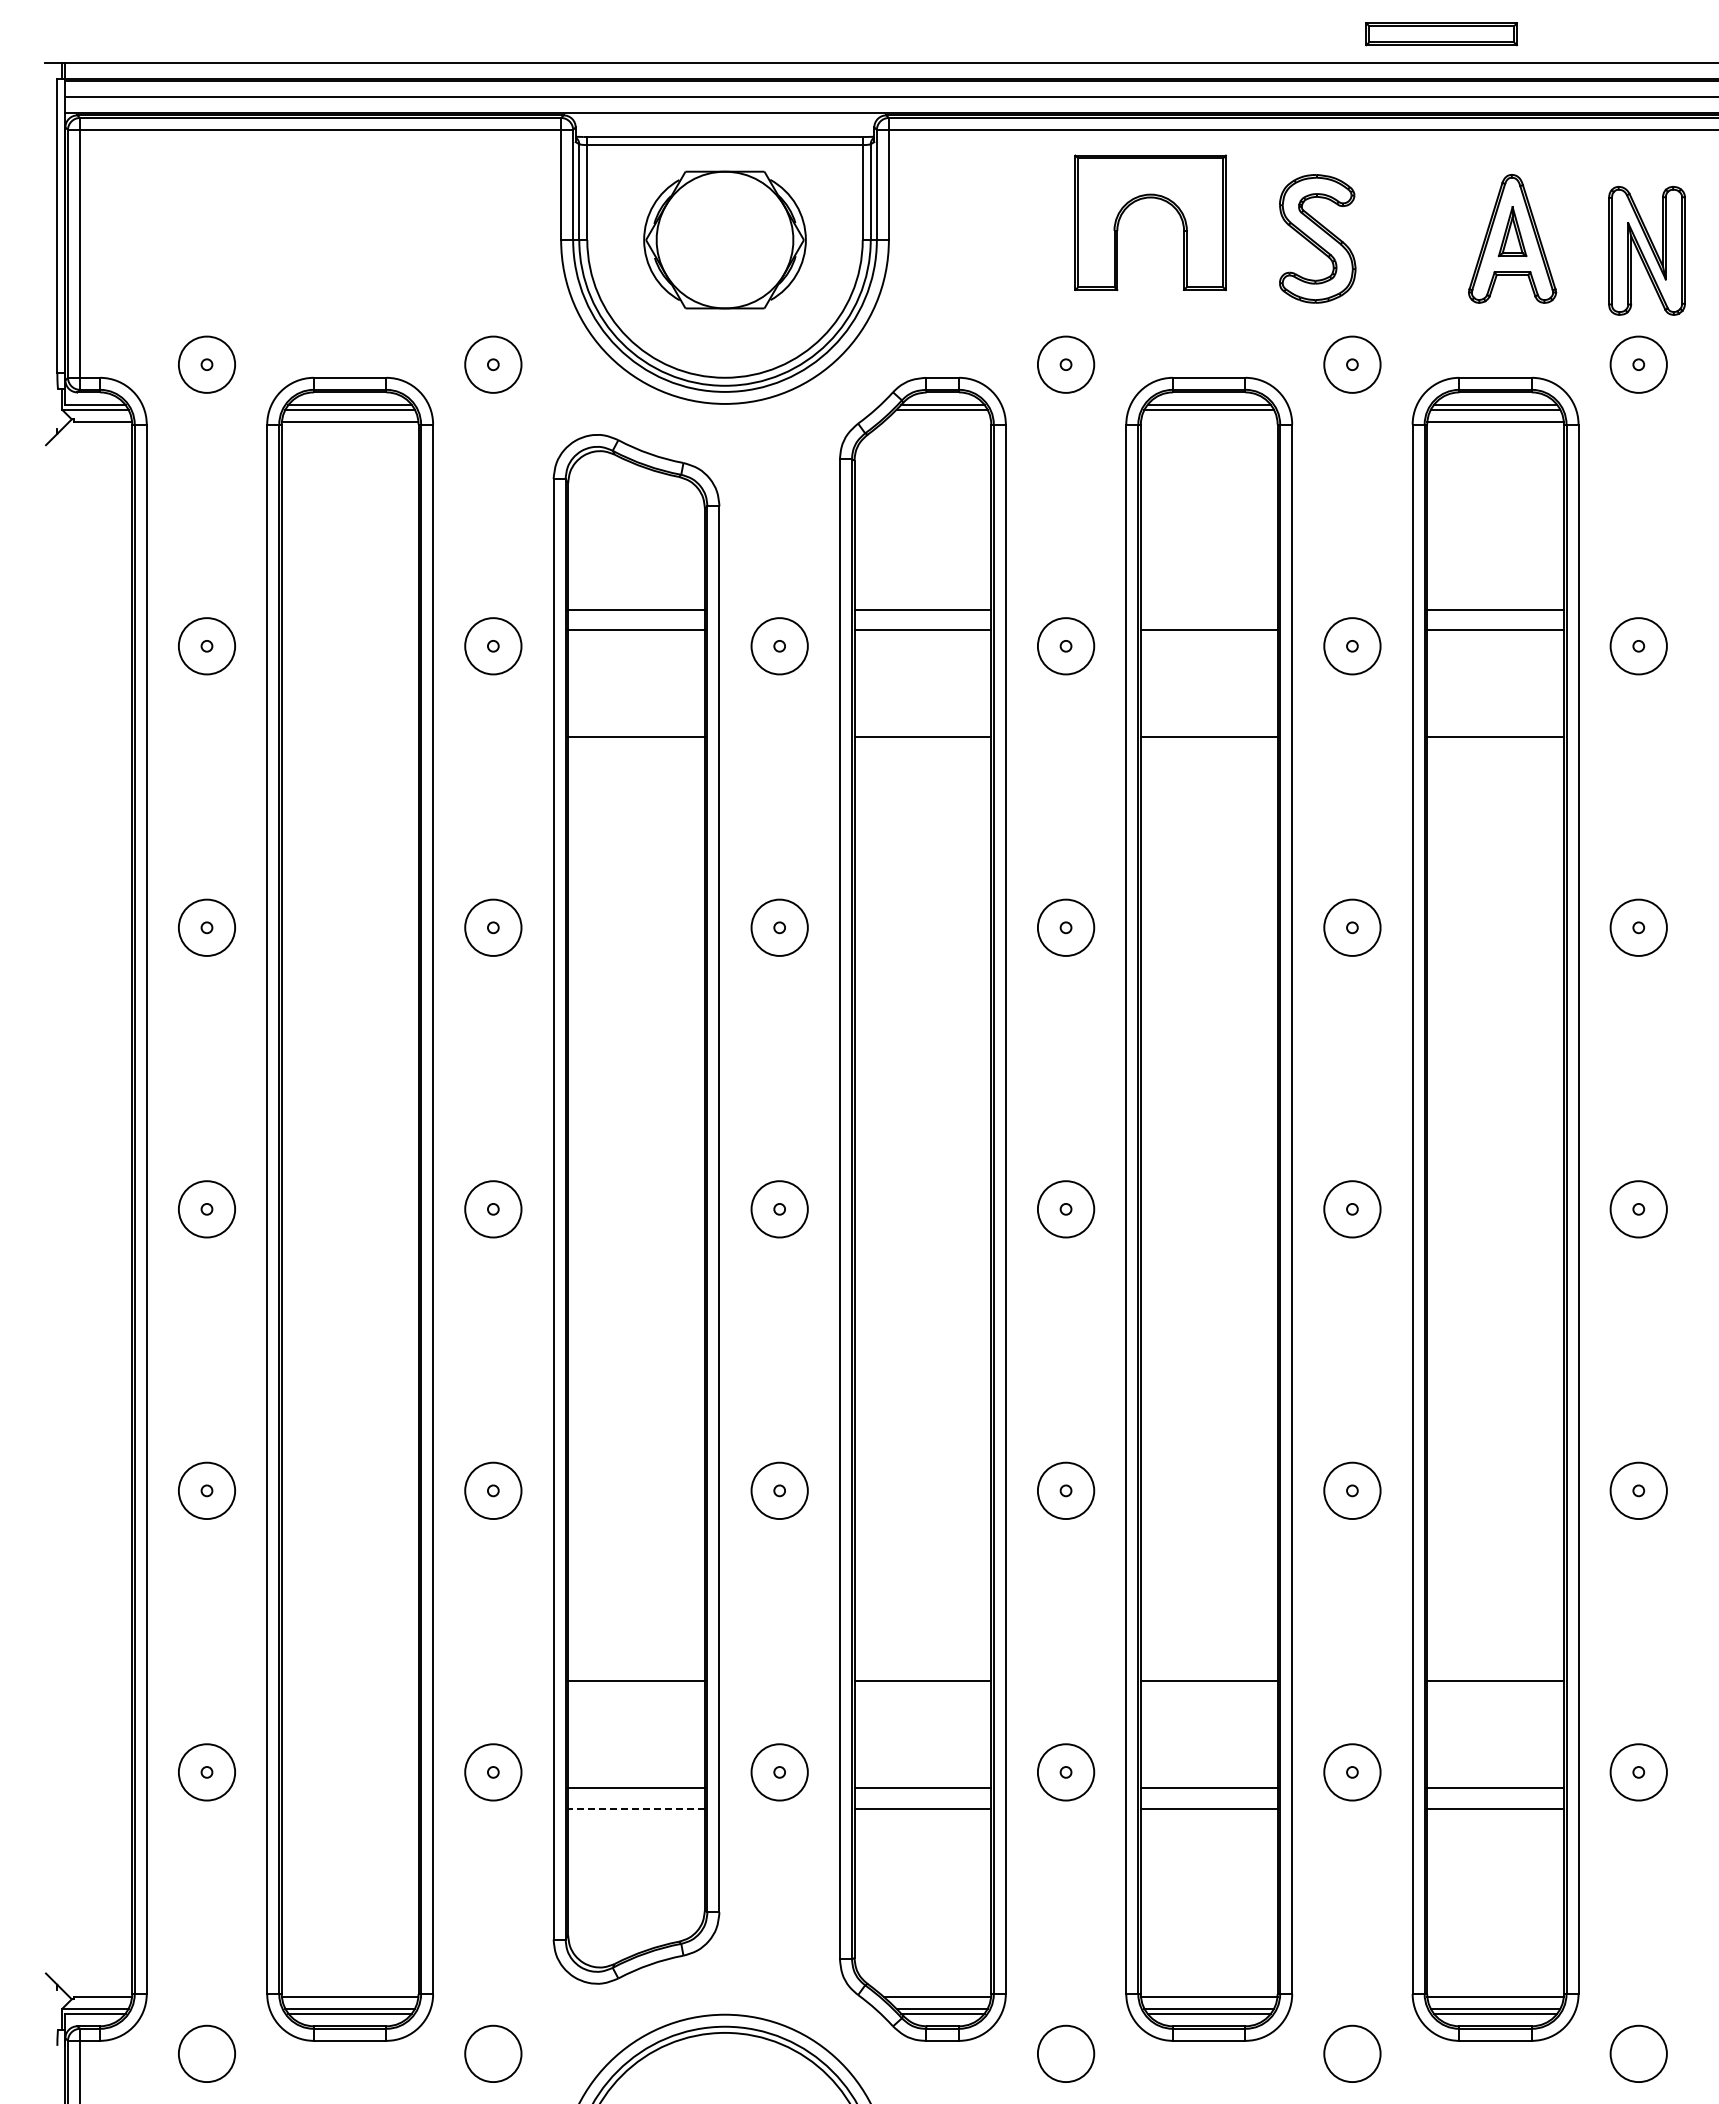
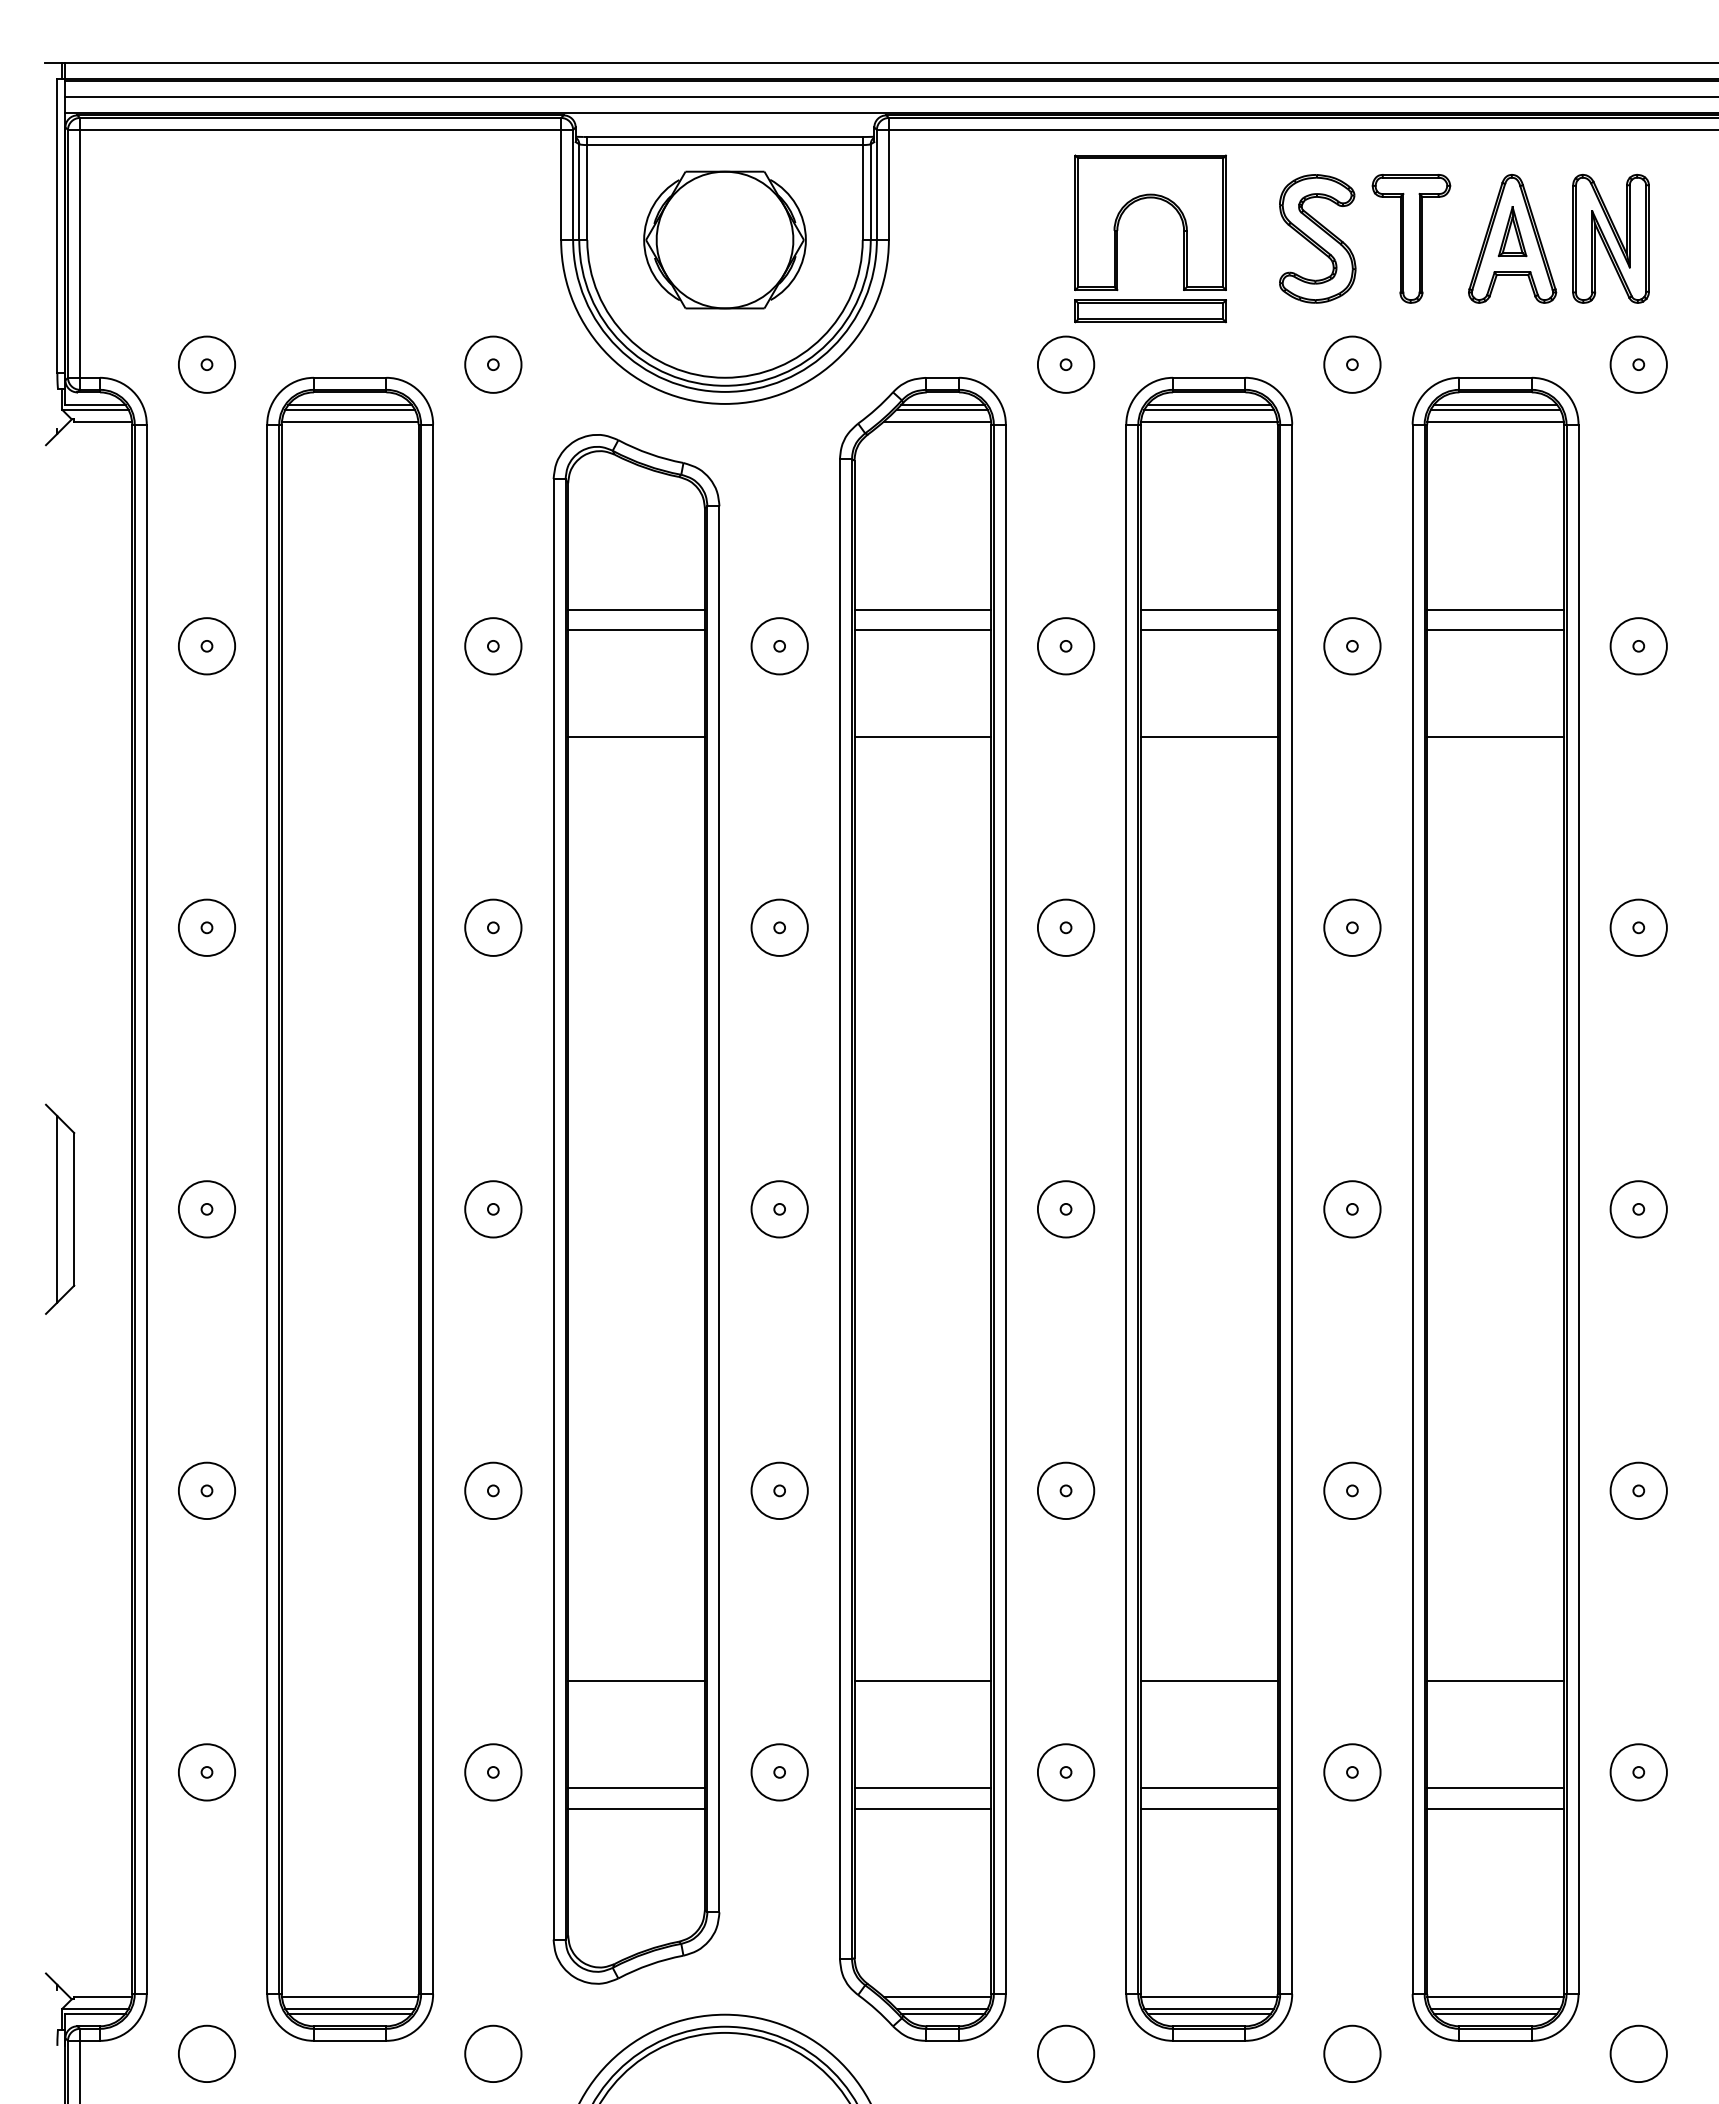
part position: (1441, 34) -> (1150, 311) (1150, 311)
part: none -> present (1411, 238)
part position: (1646, 250) -> (1610, 238) (1610, 238)
line: none -> present (937, 421)
line: none -> present (1208, 421)
line: none -> present (1208, 609)
part: none -> present (60, 1208)
line: dashed -> solid (636, 1808)
